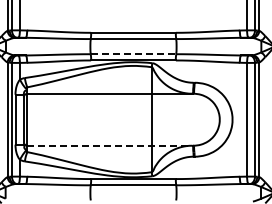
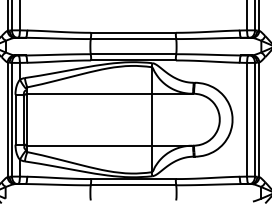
line: dashed -> solid (133, 54)
line: dashed -> solid (110, 145)
